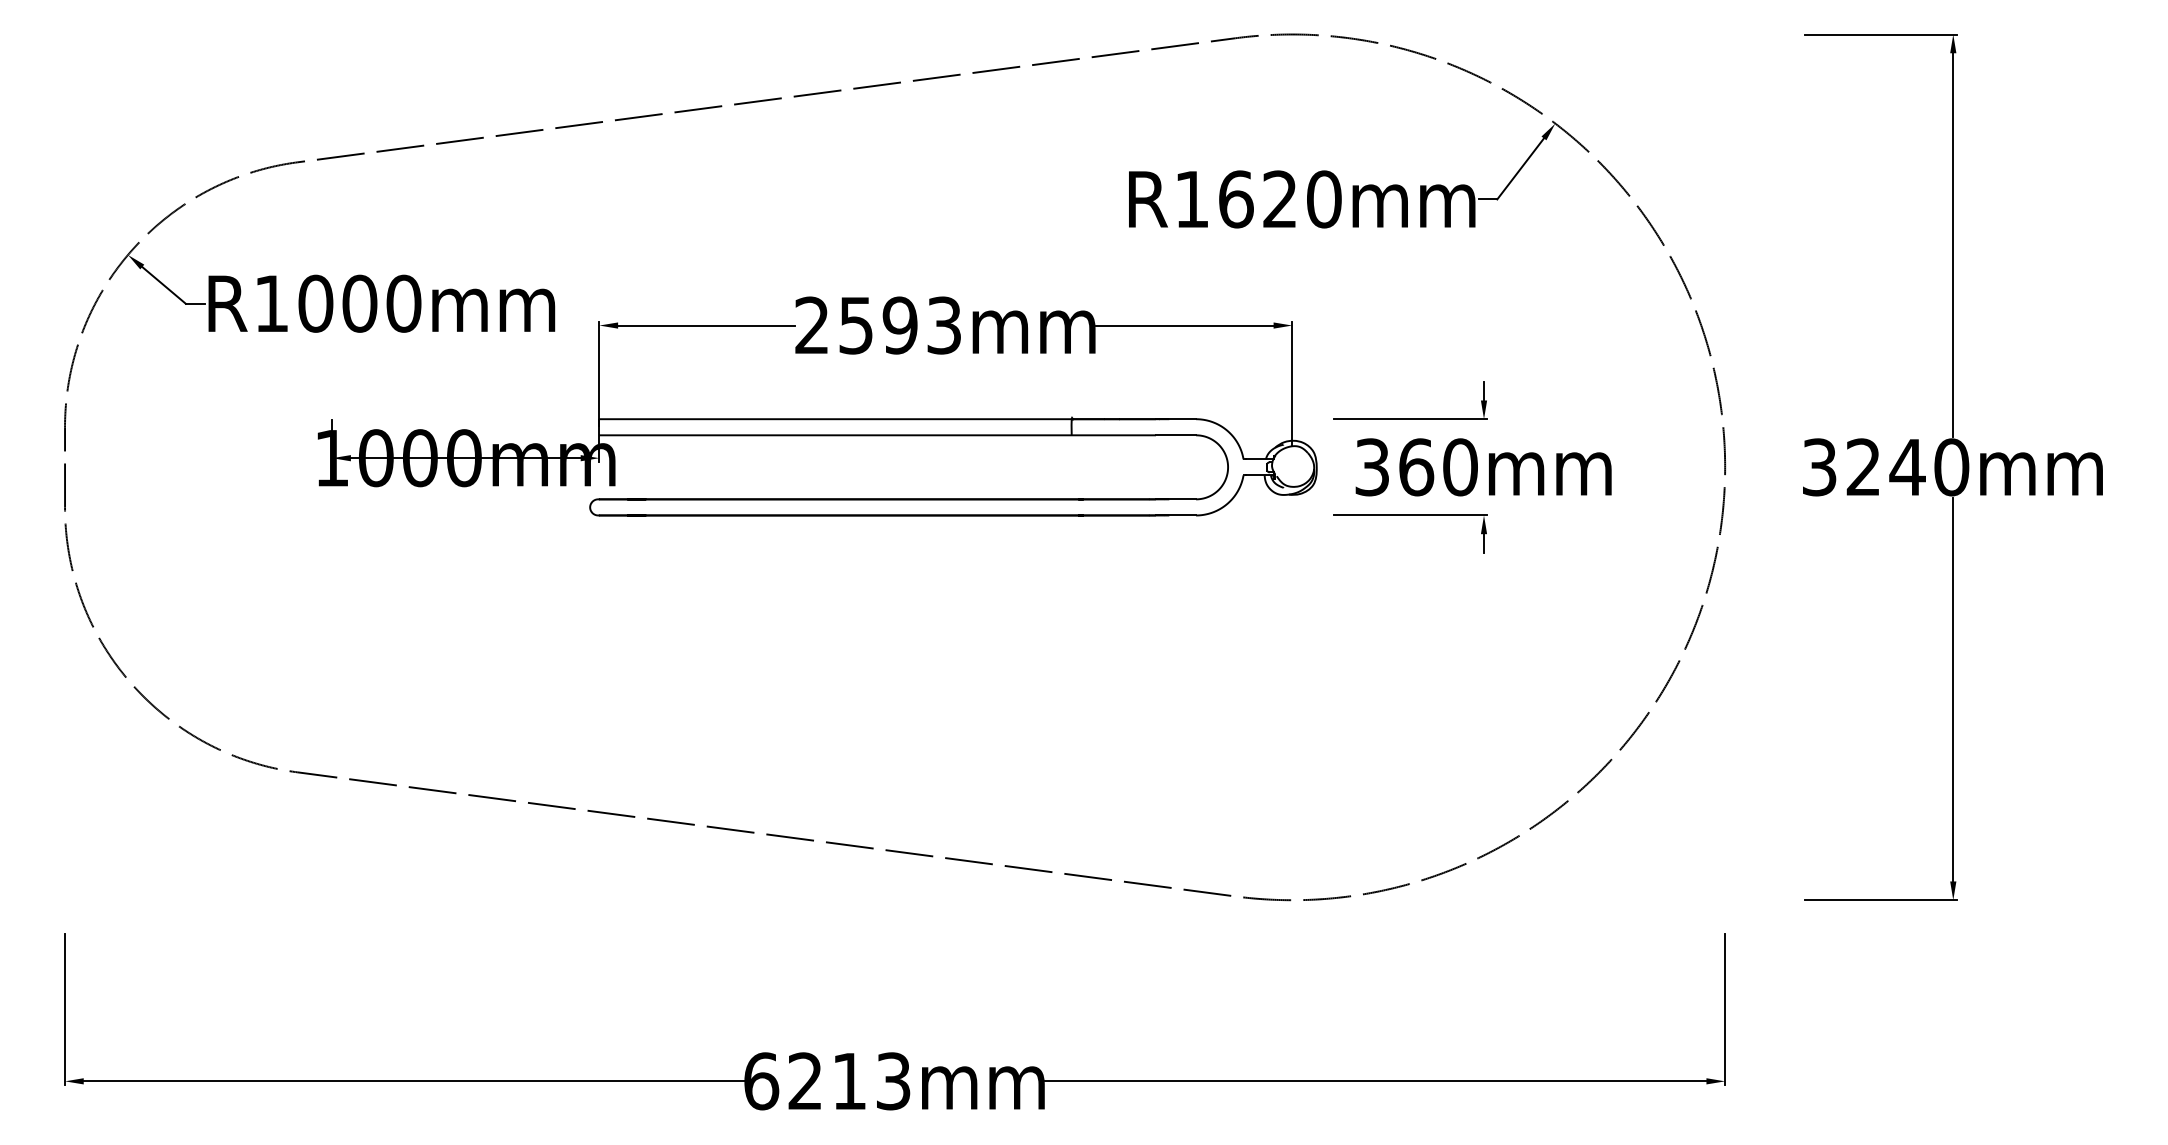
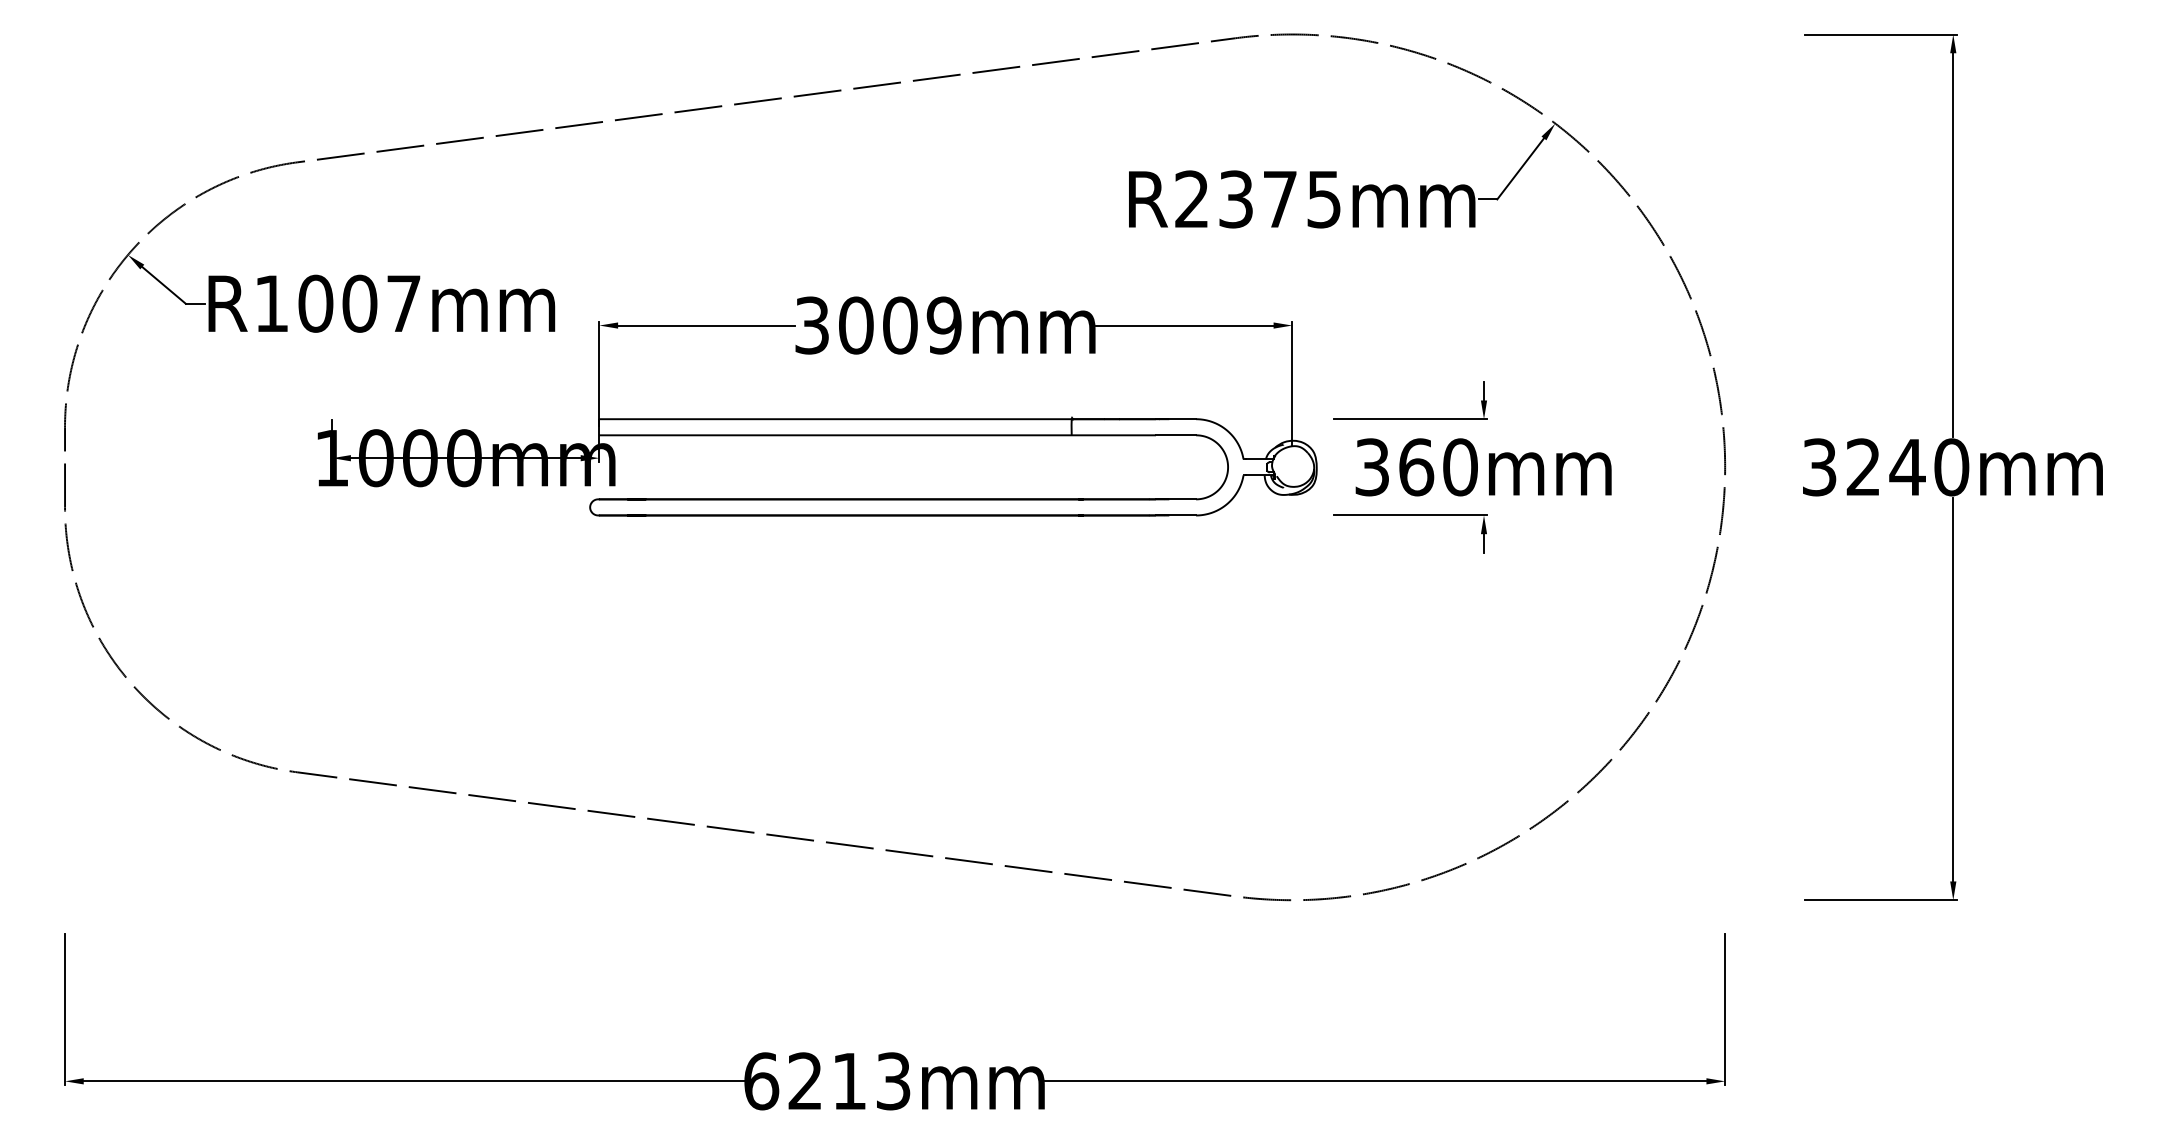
text: R1620mm -> R2375mm (1258, 199)
text: R1000mm -> R1007mm (403, 303)
text: 2593mm -> 3009mm (878, 325)
